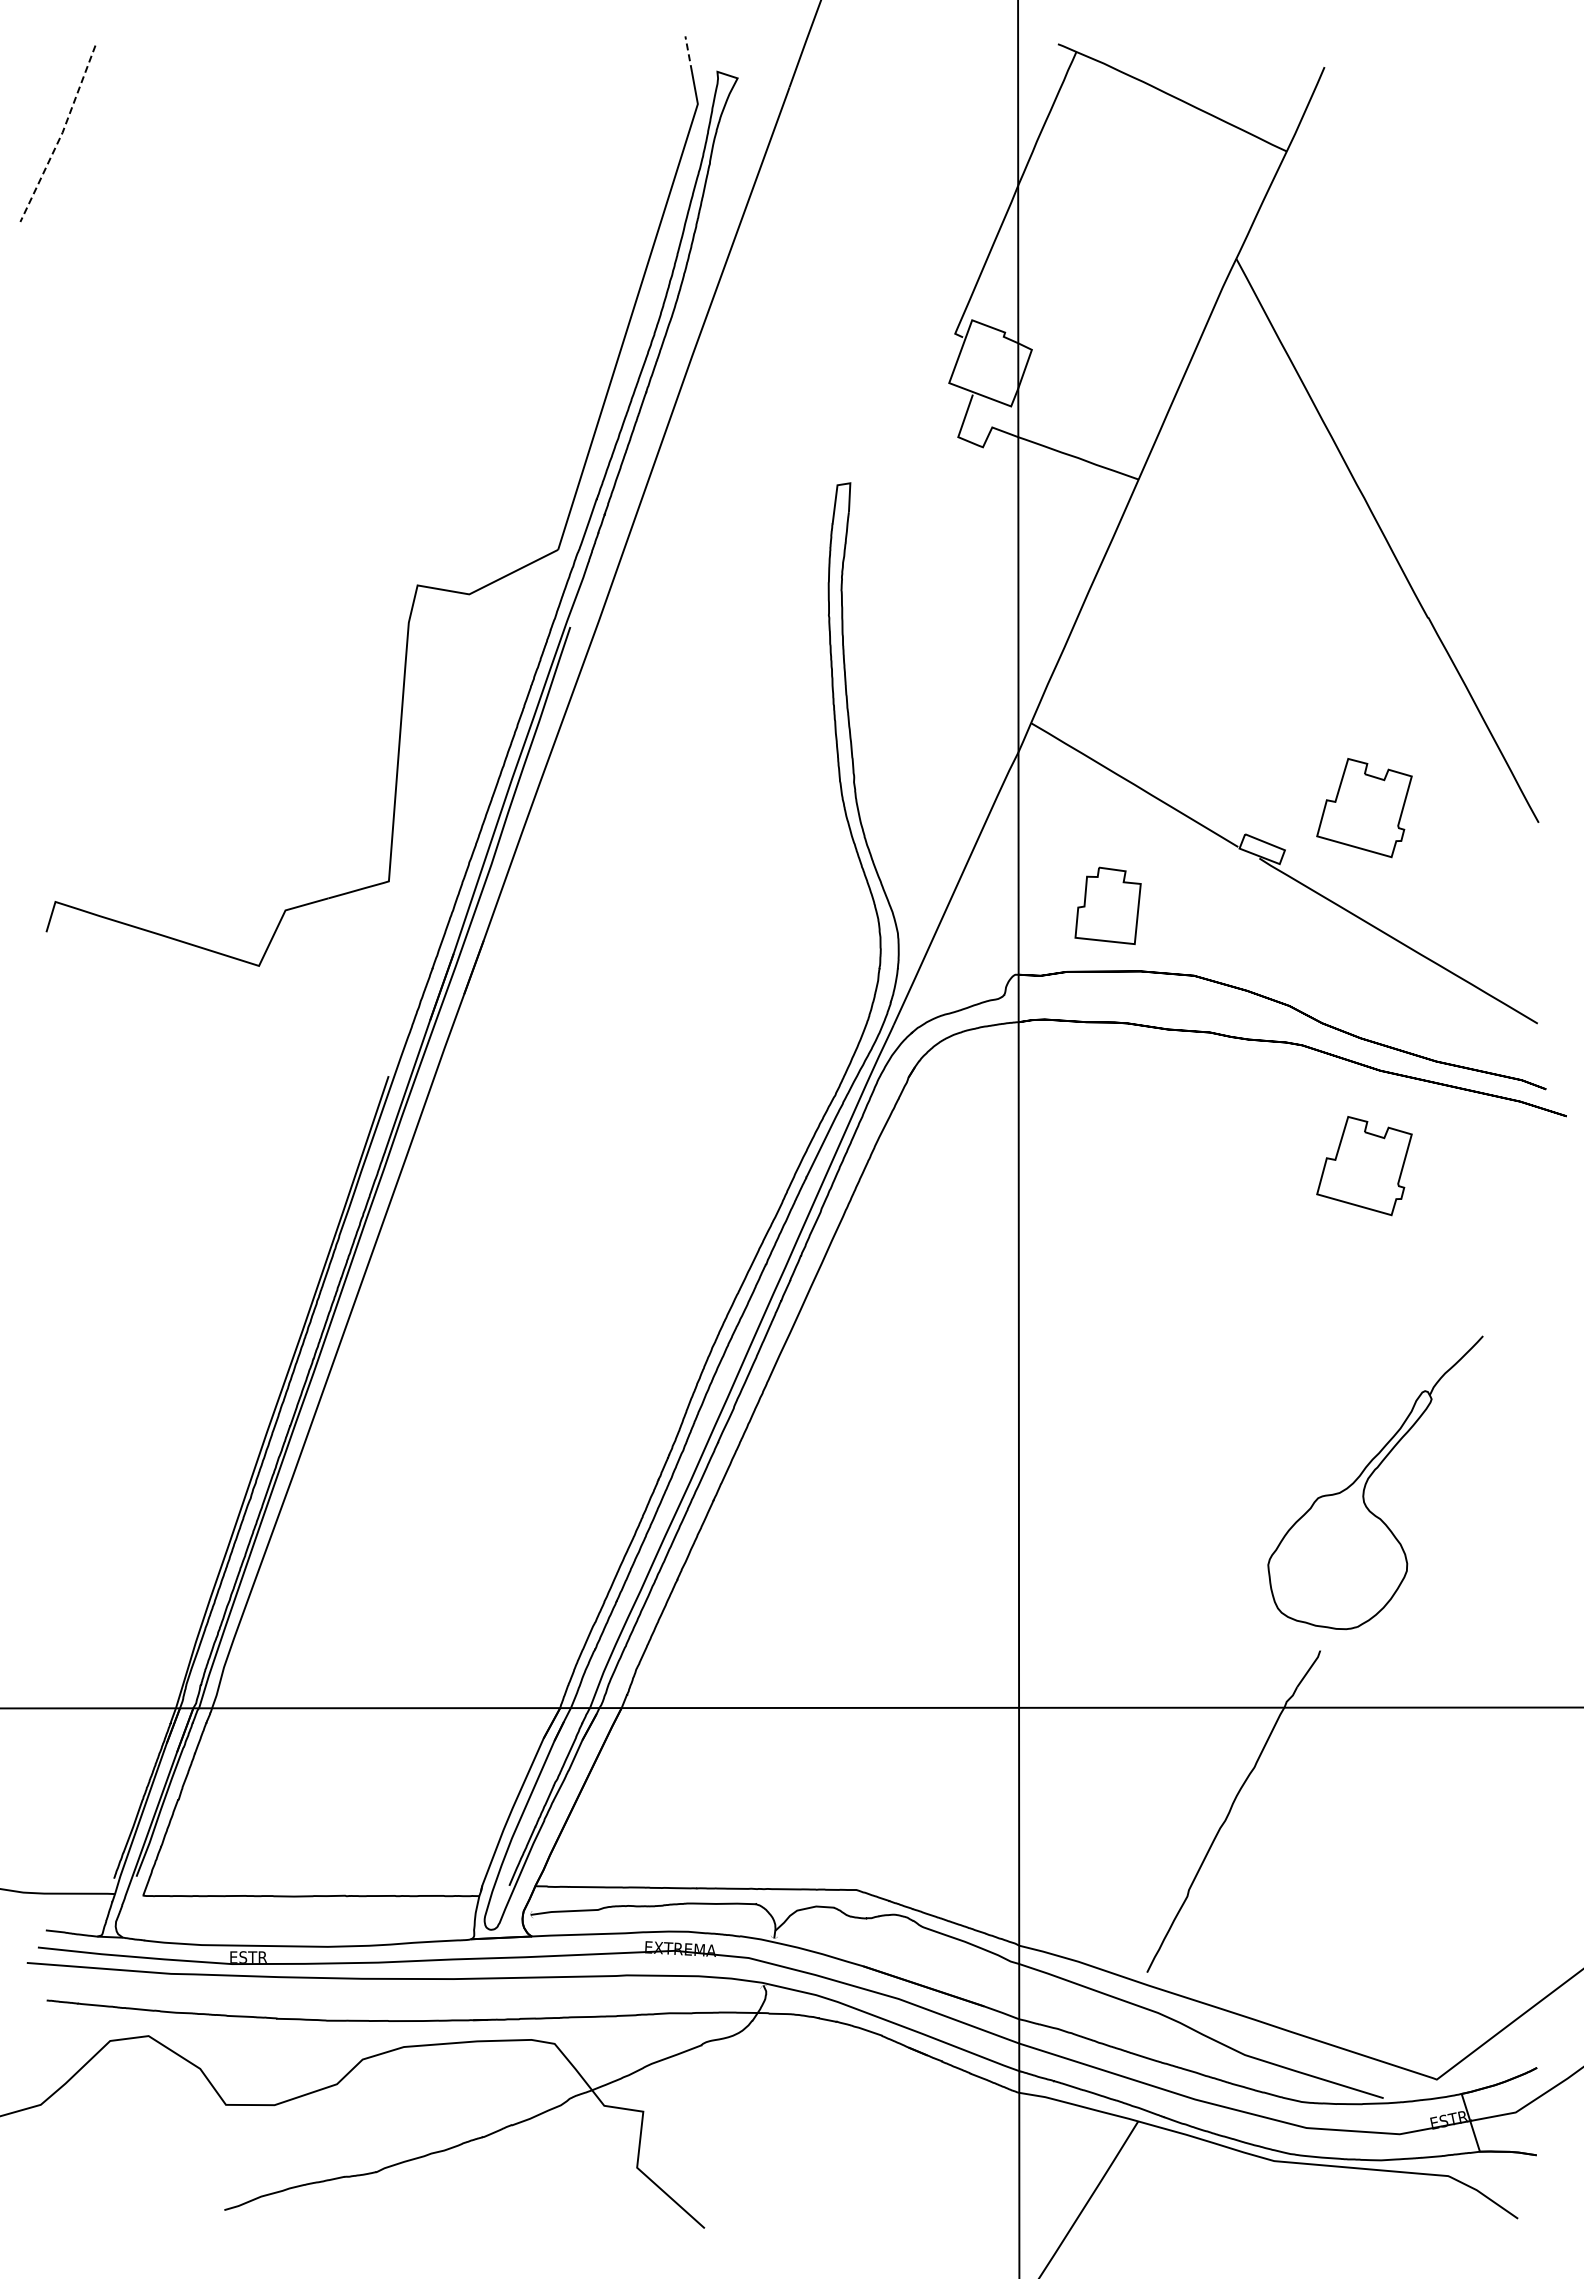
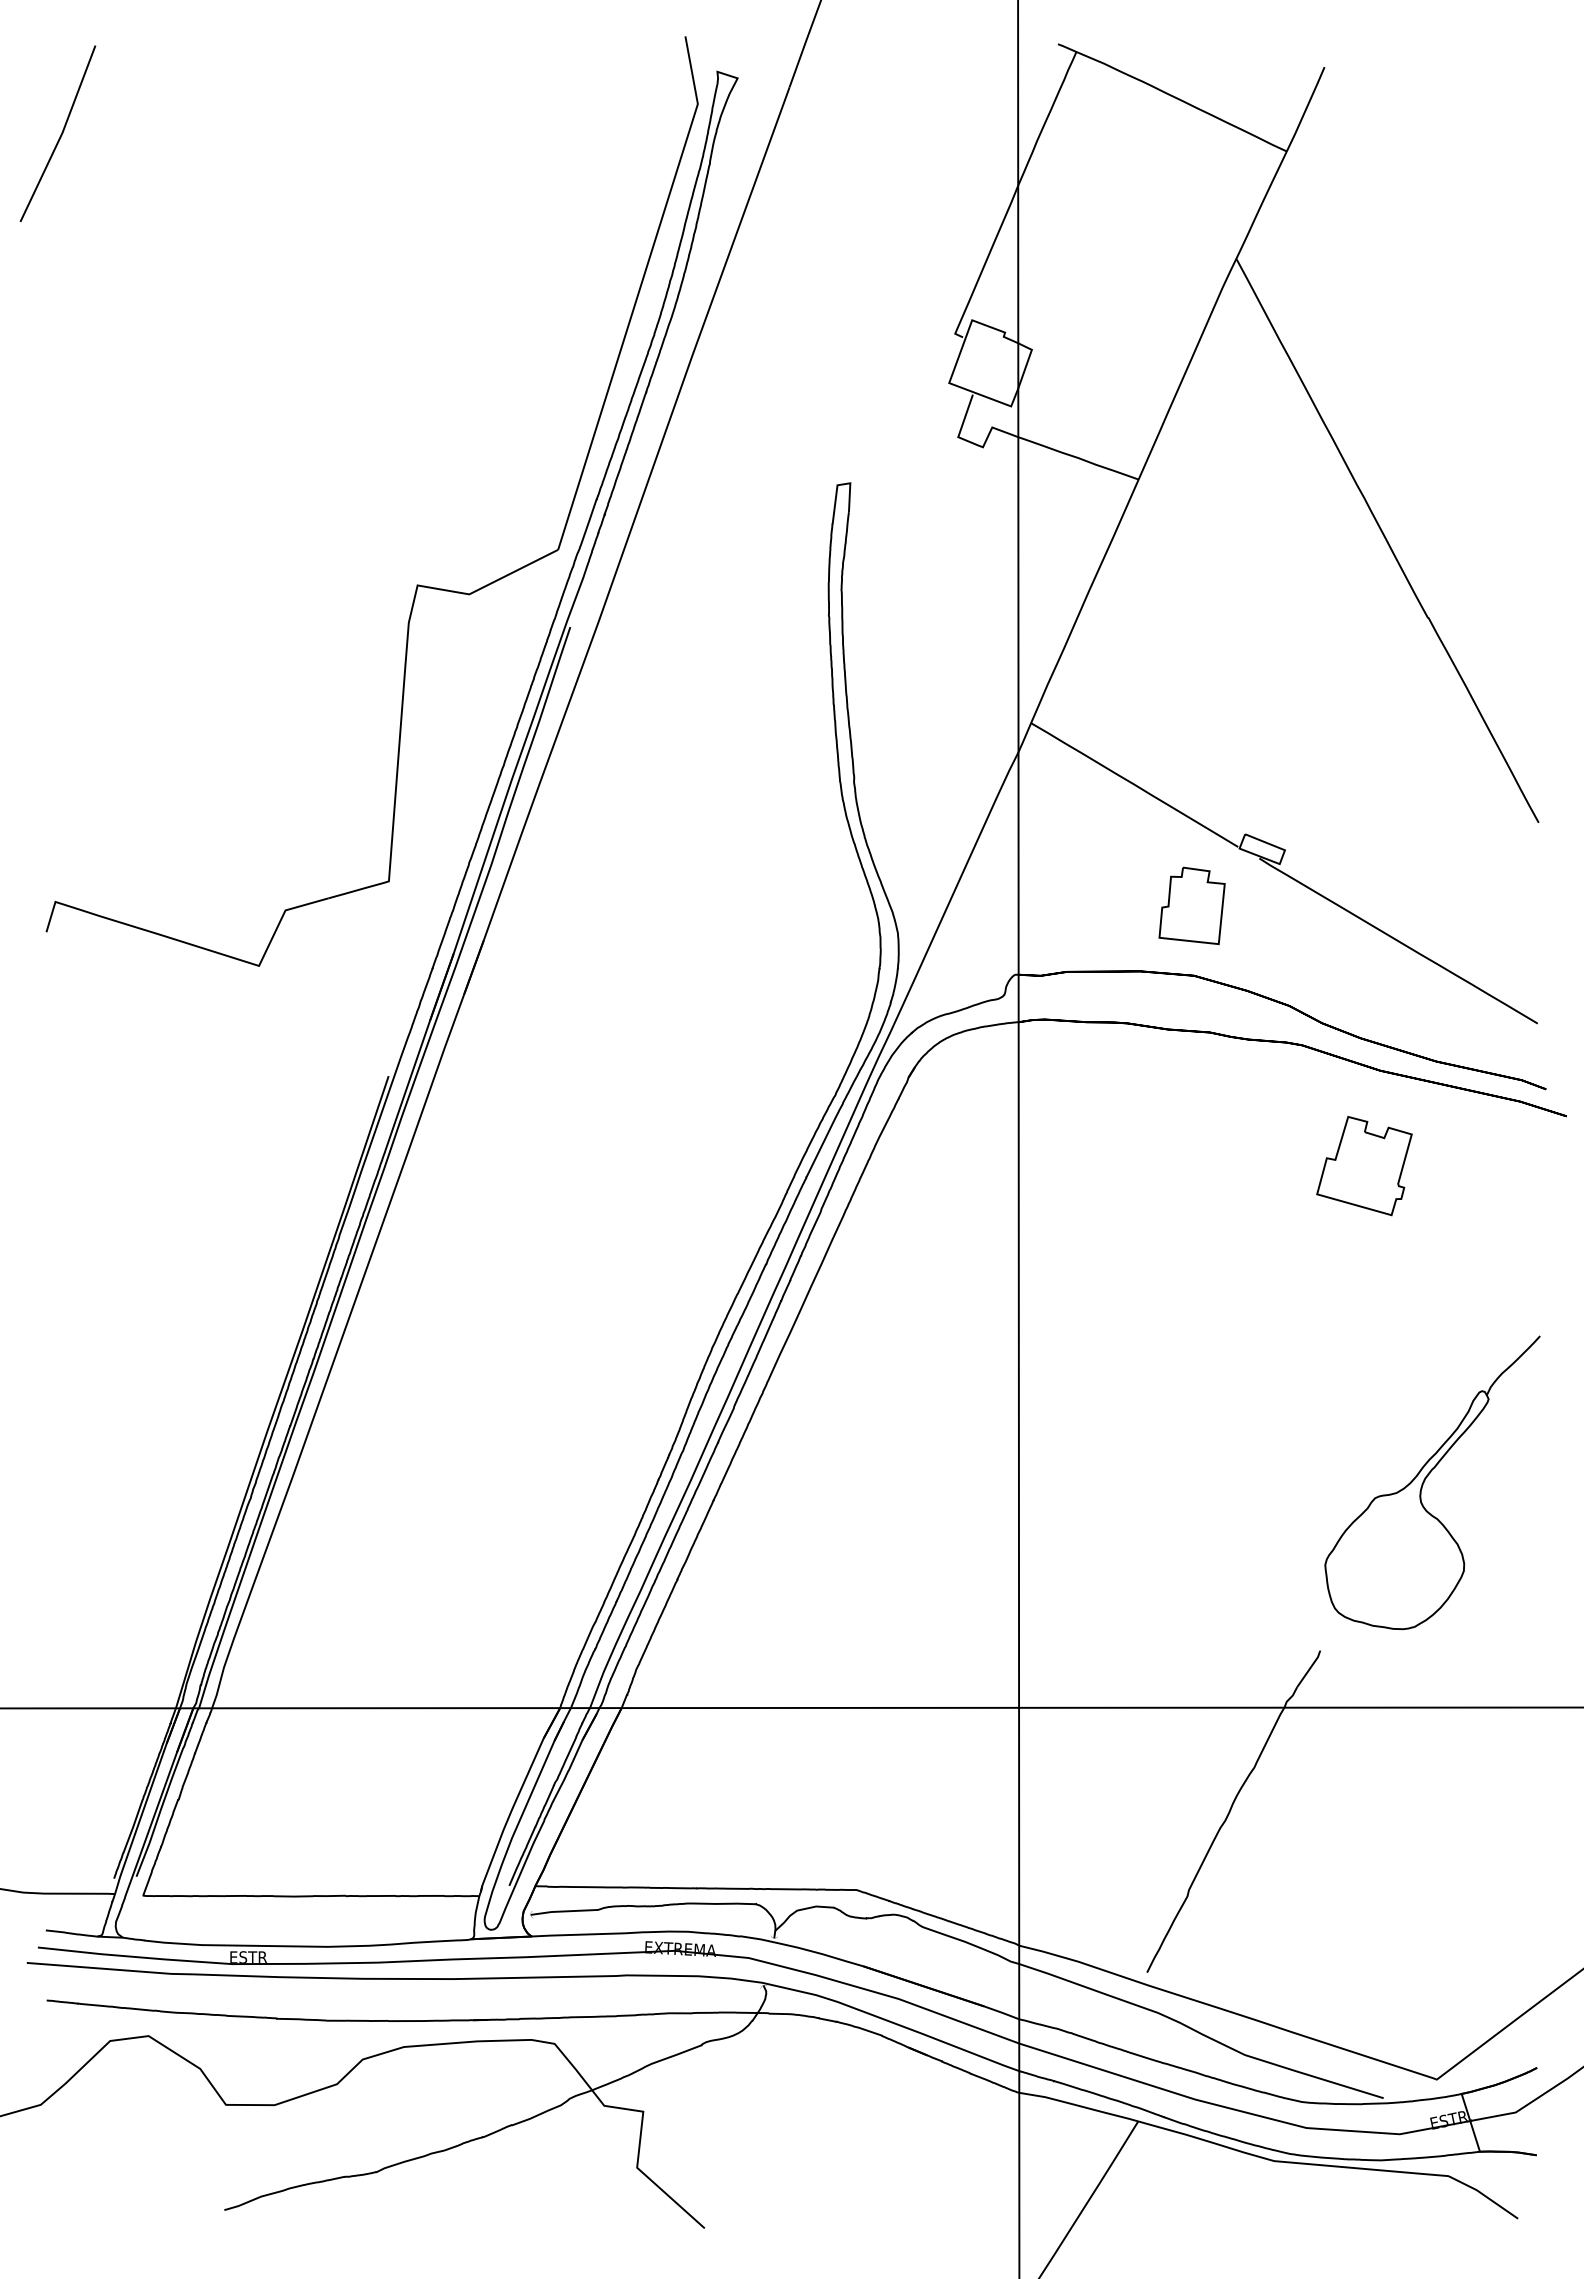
line: dashed -> solid (688, 53)
line: dashed -> solid (61, 134)
part: present -> none (1364, 808)
part position: (1107, 905) -> (1191, 905) (1191, 905)
part position: (1370, 1477) -> (1427, 1477) (1427, 1477)
